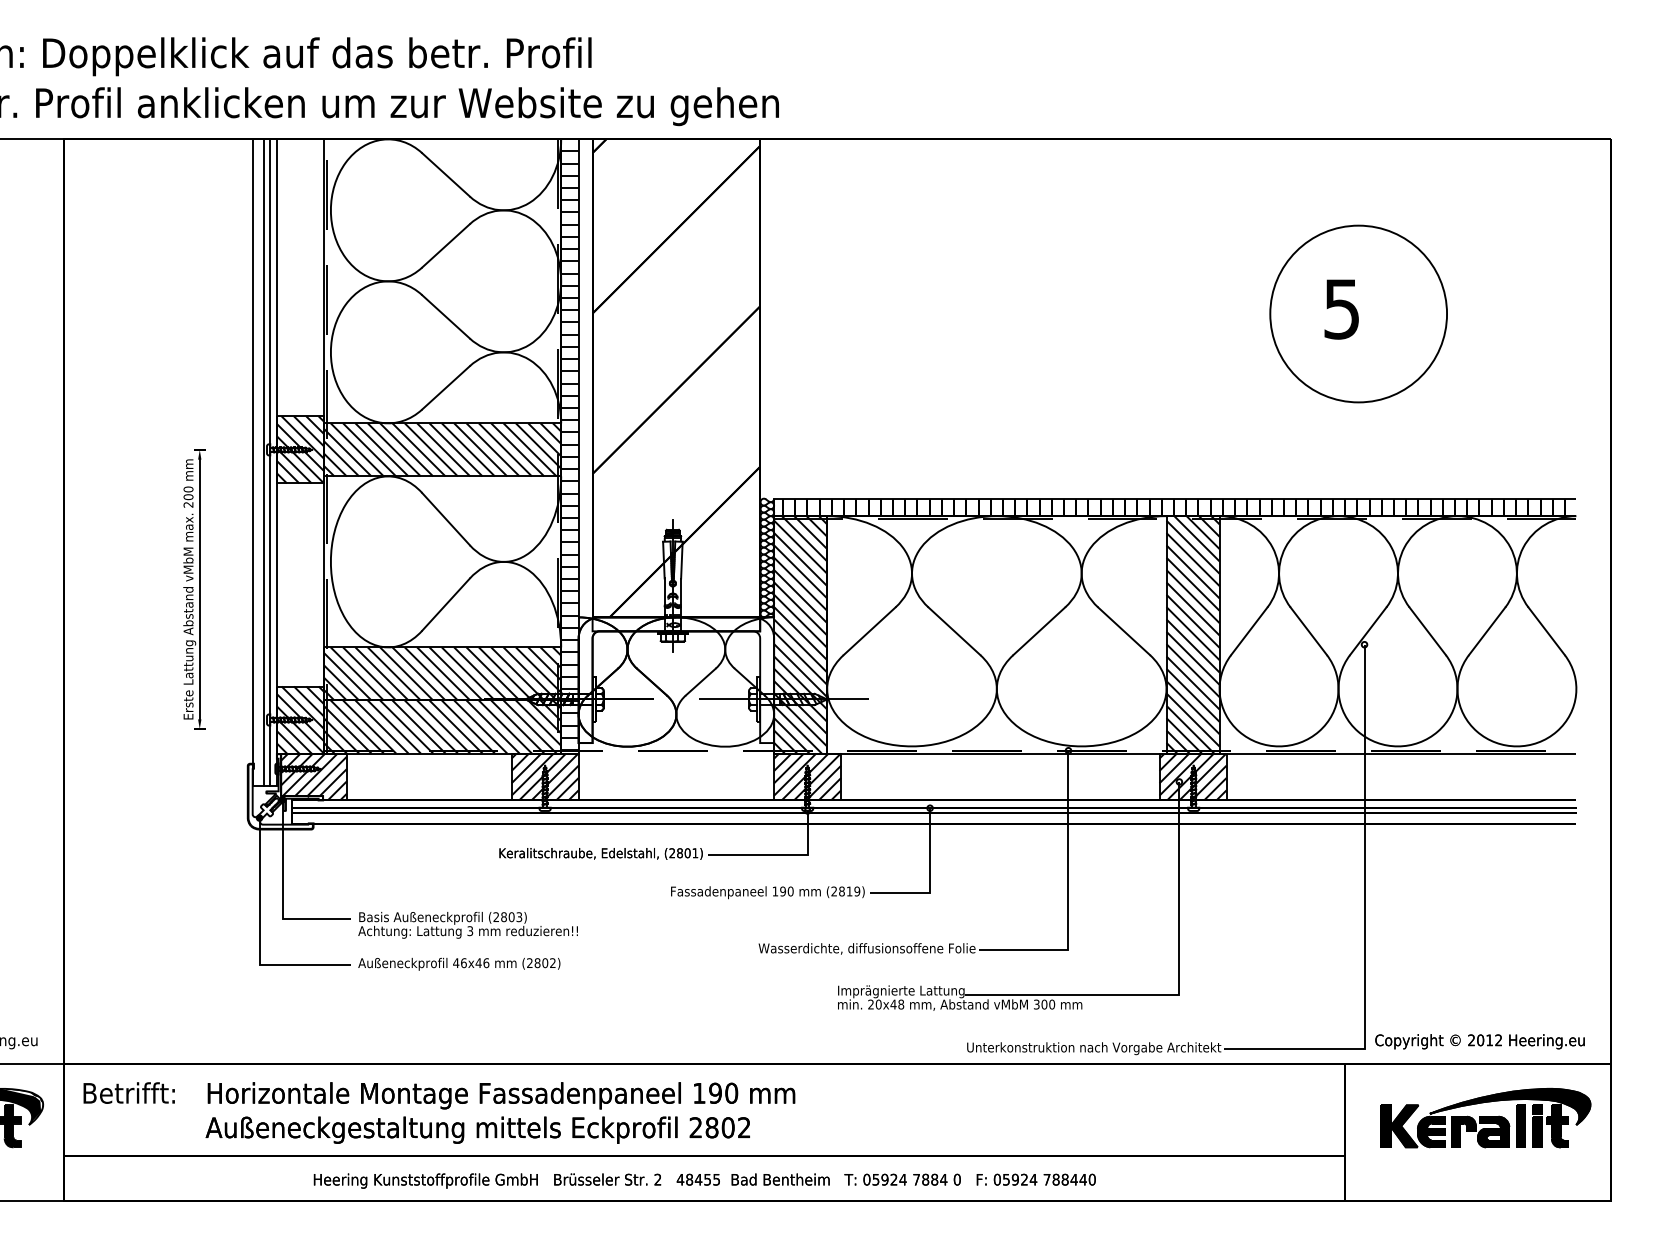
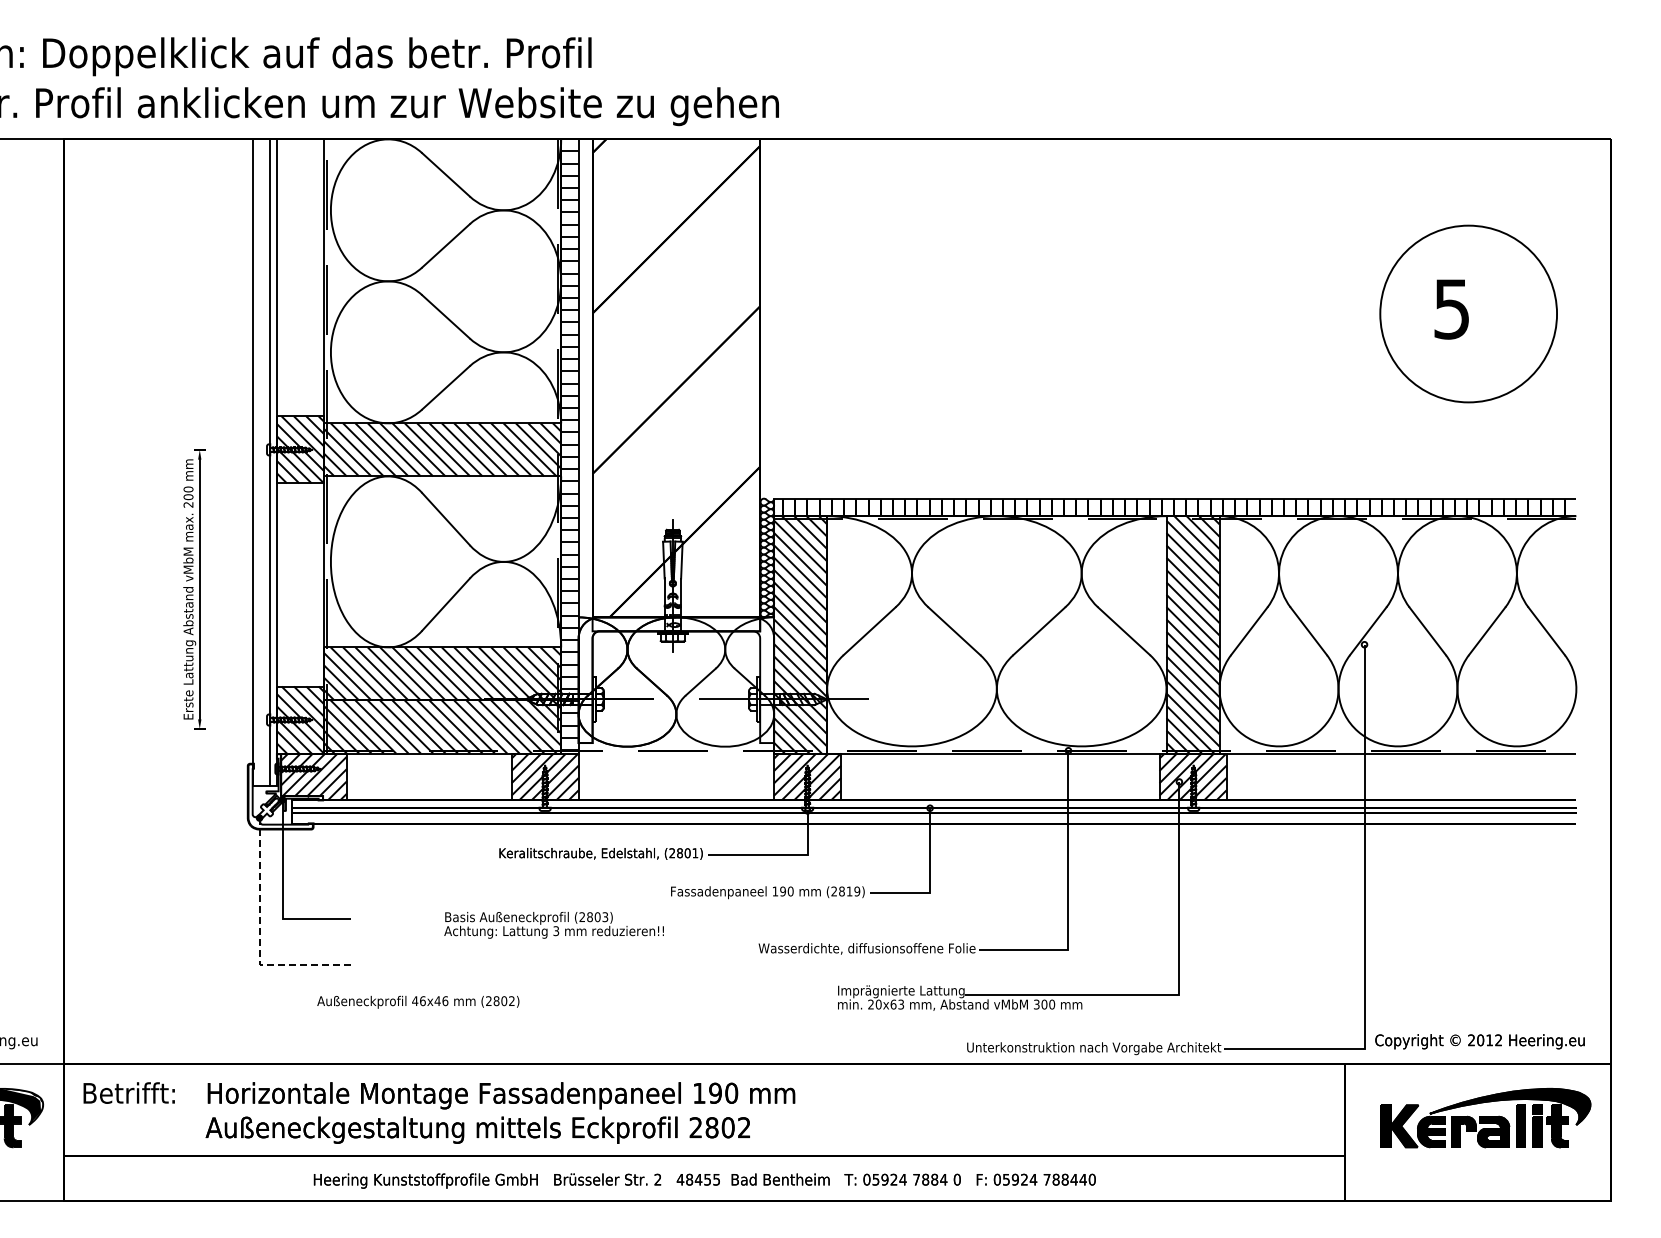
part position: (1358, 313) -> (1468, 313) (1468, 313)
line: present -> none (264, 462)
text position: (467, 925) -> (553, 925) (553, 925)
line: solid -> dashed (259, 938)
text position: (459, 963) -> (418, 1001) (418, 1001)
text: 20x48 -> 20x63 (897, 1004)
